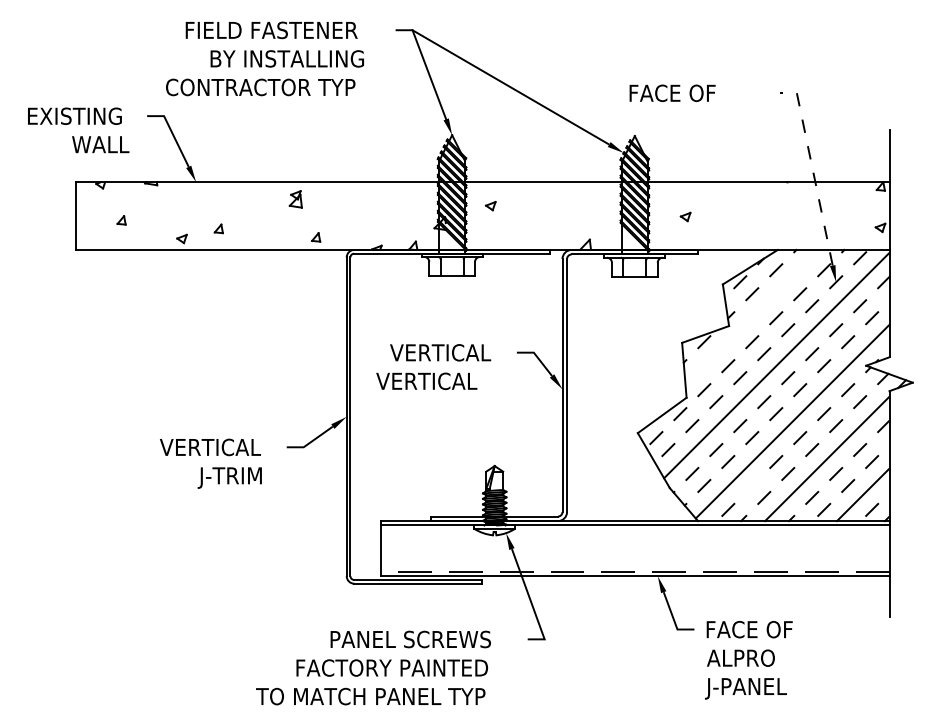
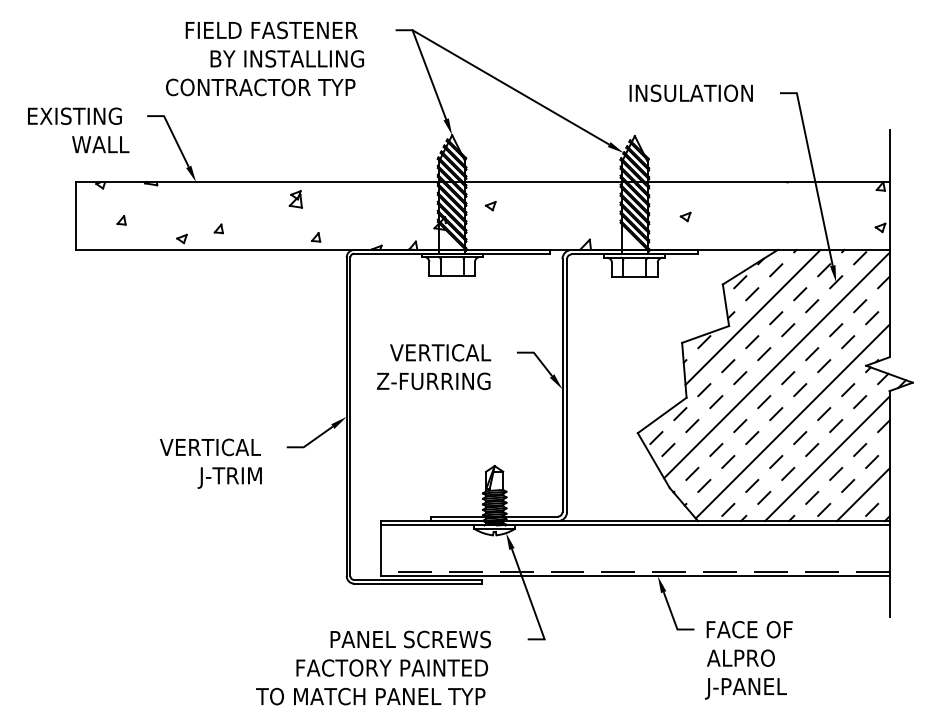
text: FACE OF -> INSULATION (691, 93)
line: dashed -> solid (812, 170)
line: none -> present (752, 316)
text: VERTICAL -> Z-FURRING (433, 381)
line: none -> present (752, 485)
